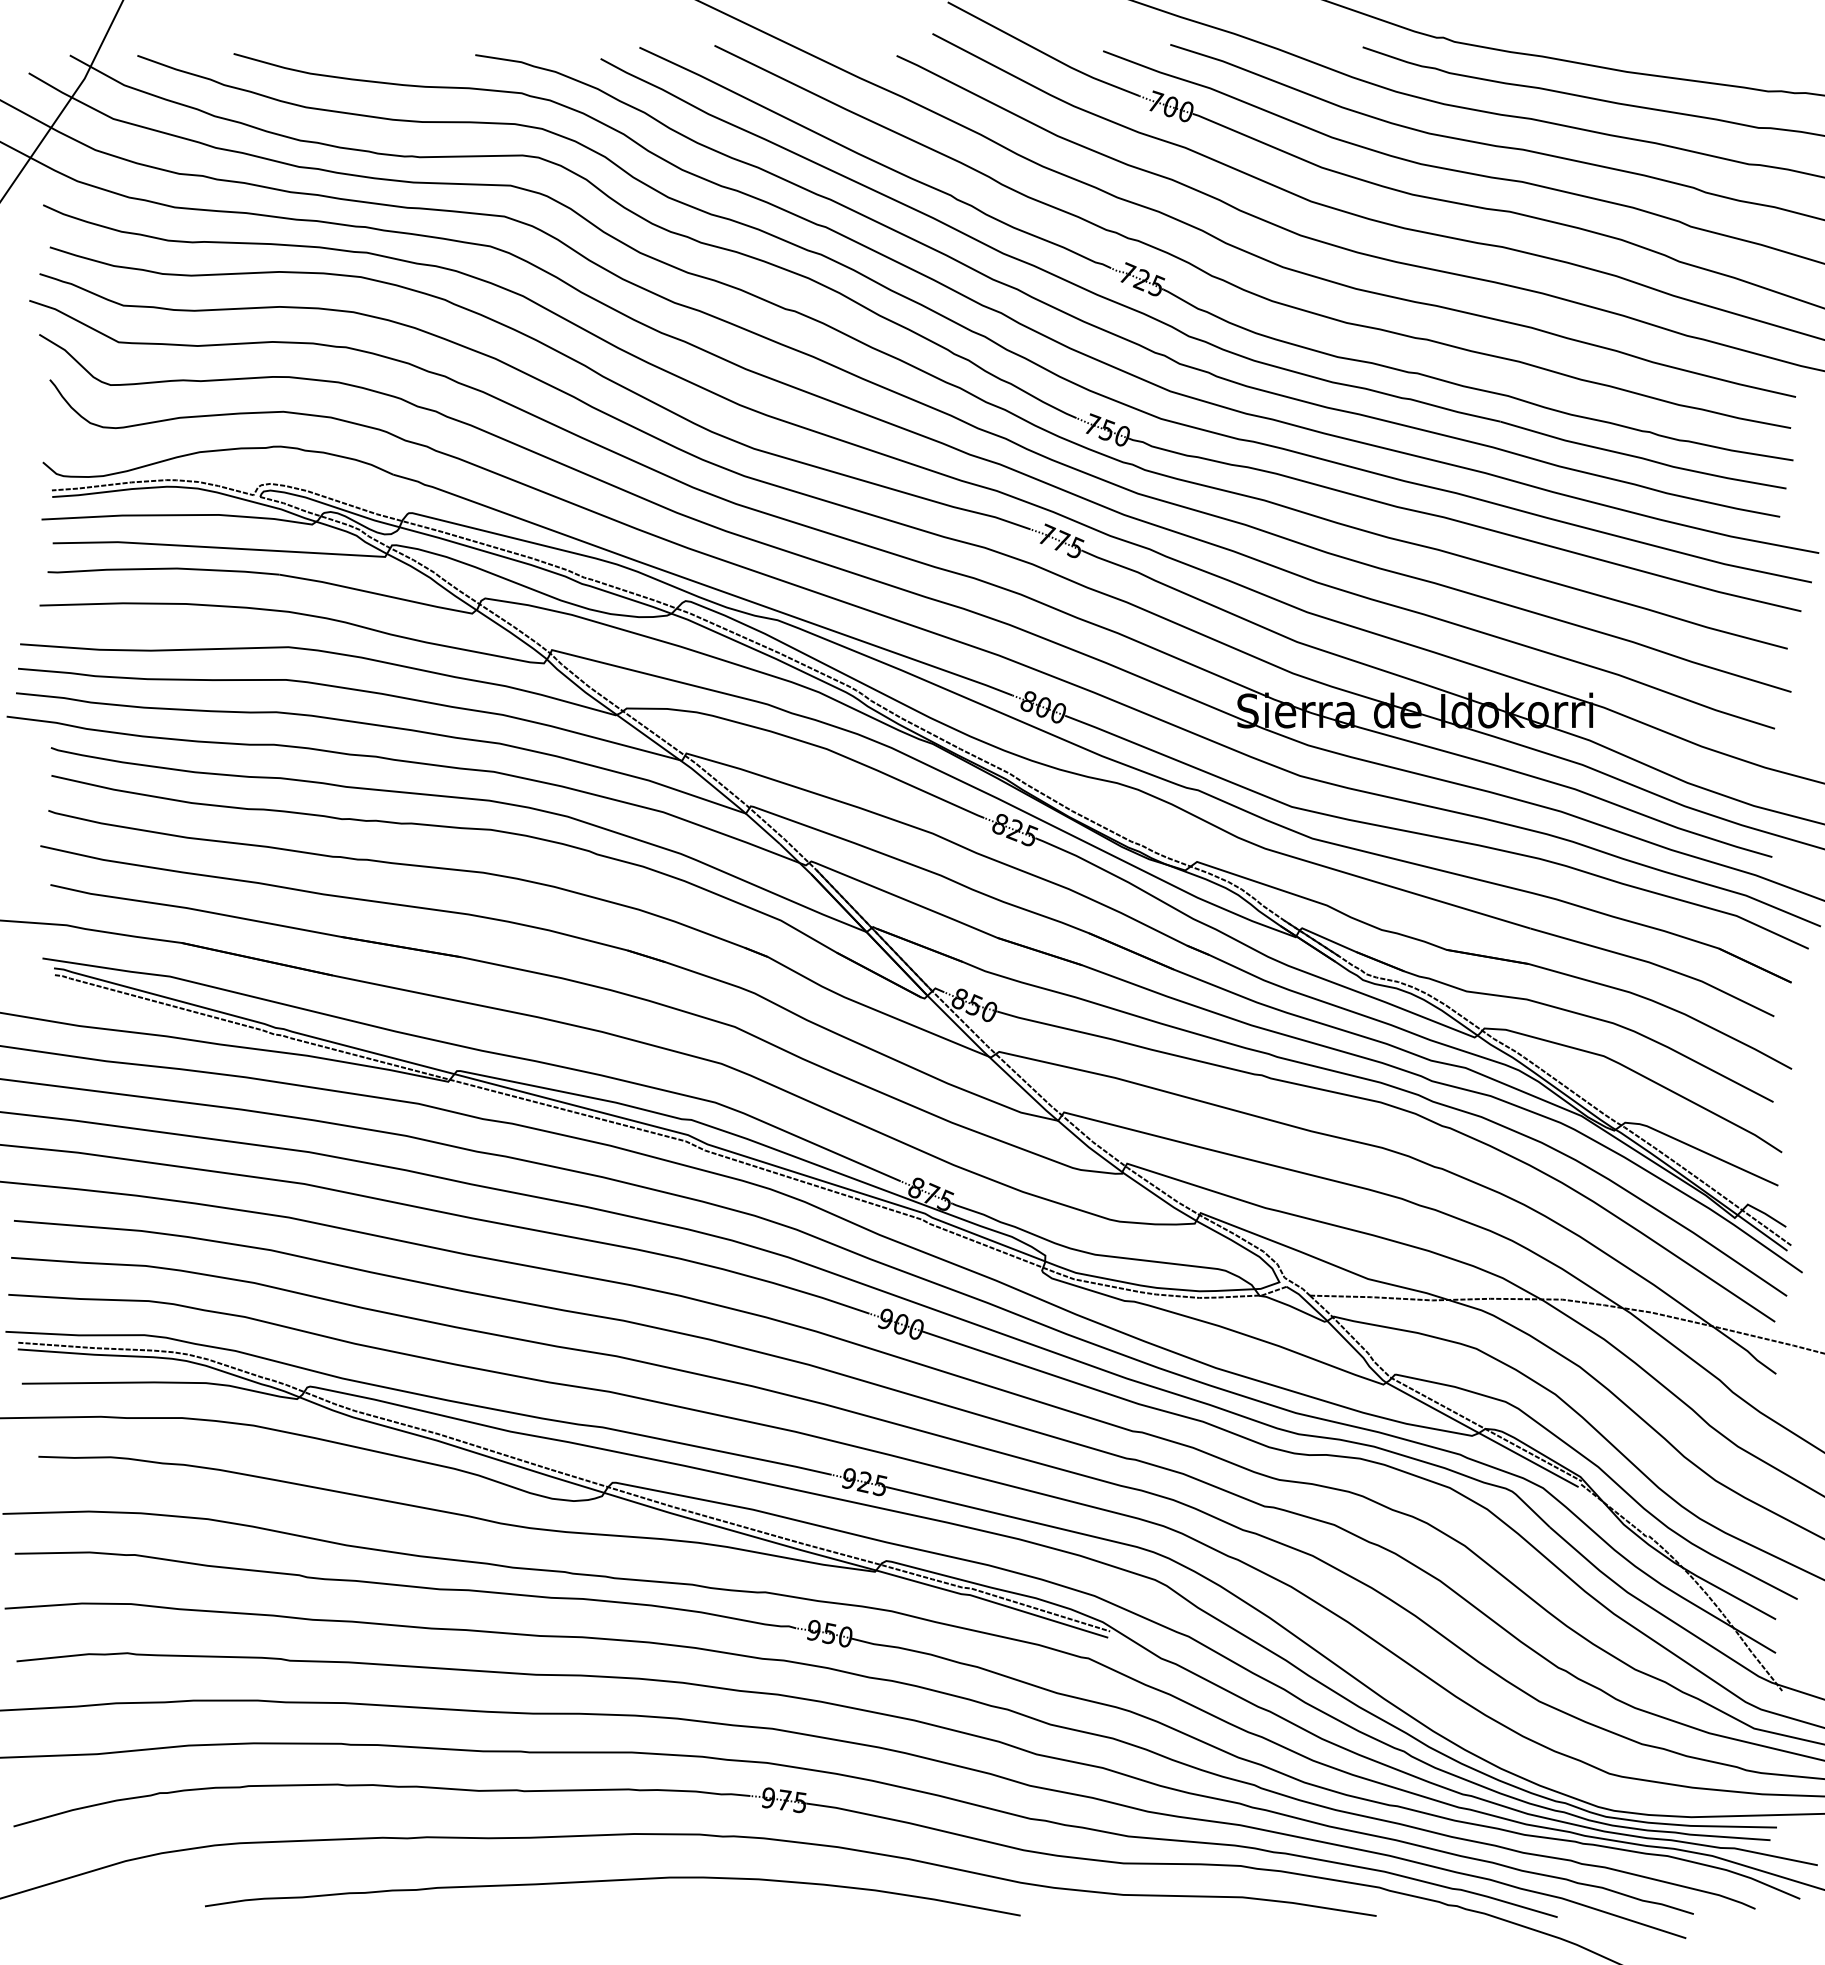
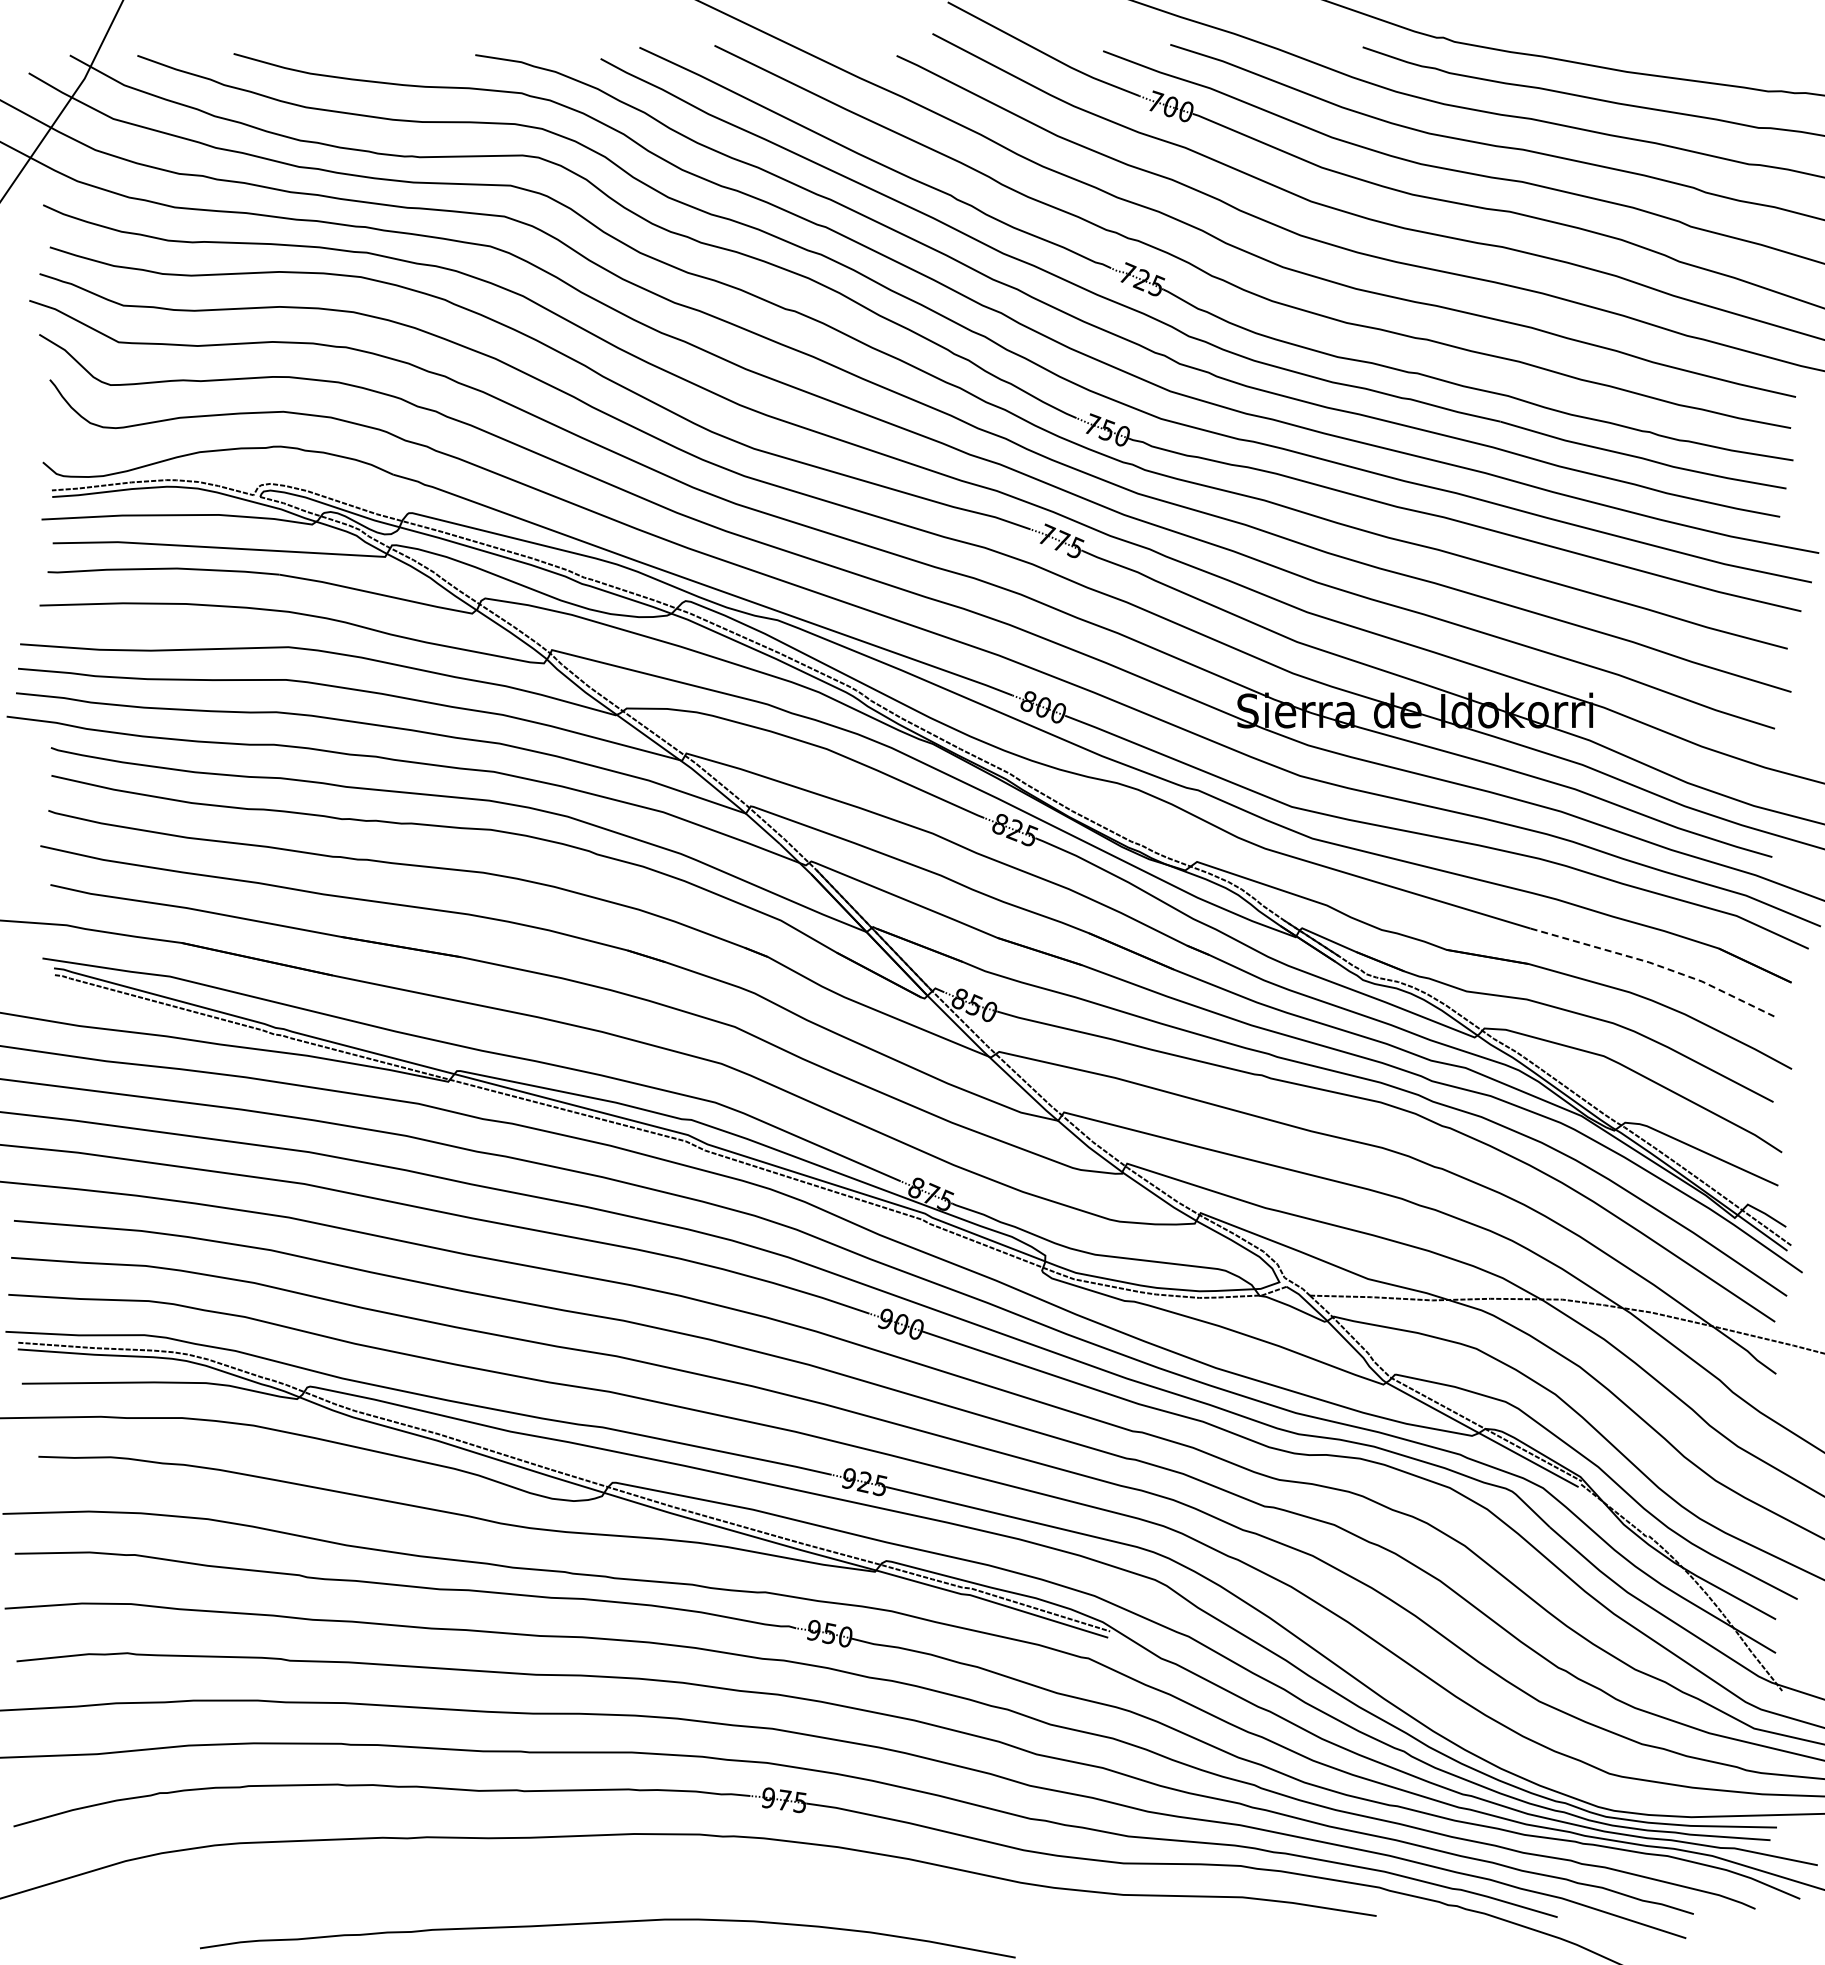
line: solid -> dashed (1655, 964)
curve position: (612, 1881) -> (607, 1923) (607, 1923)
